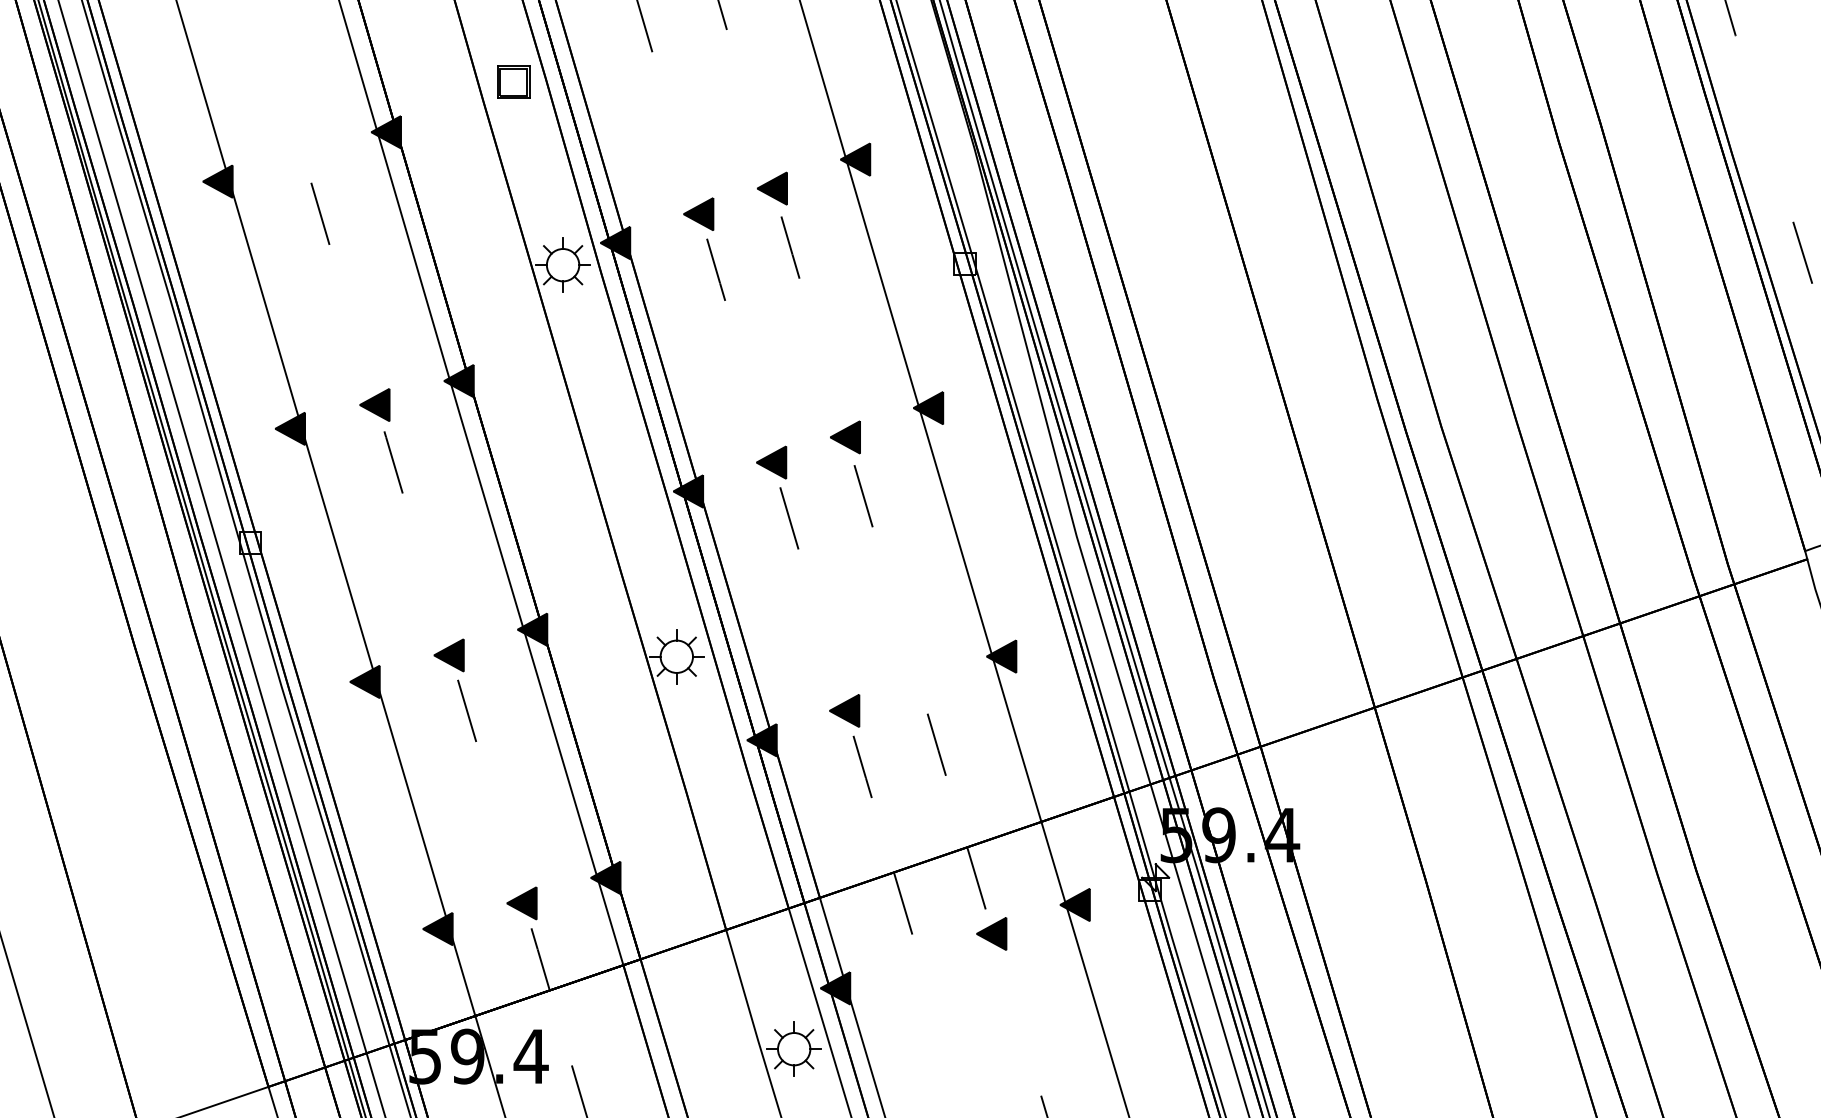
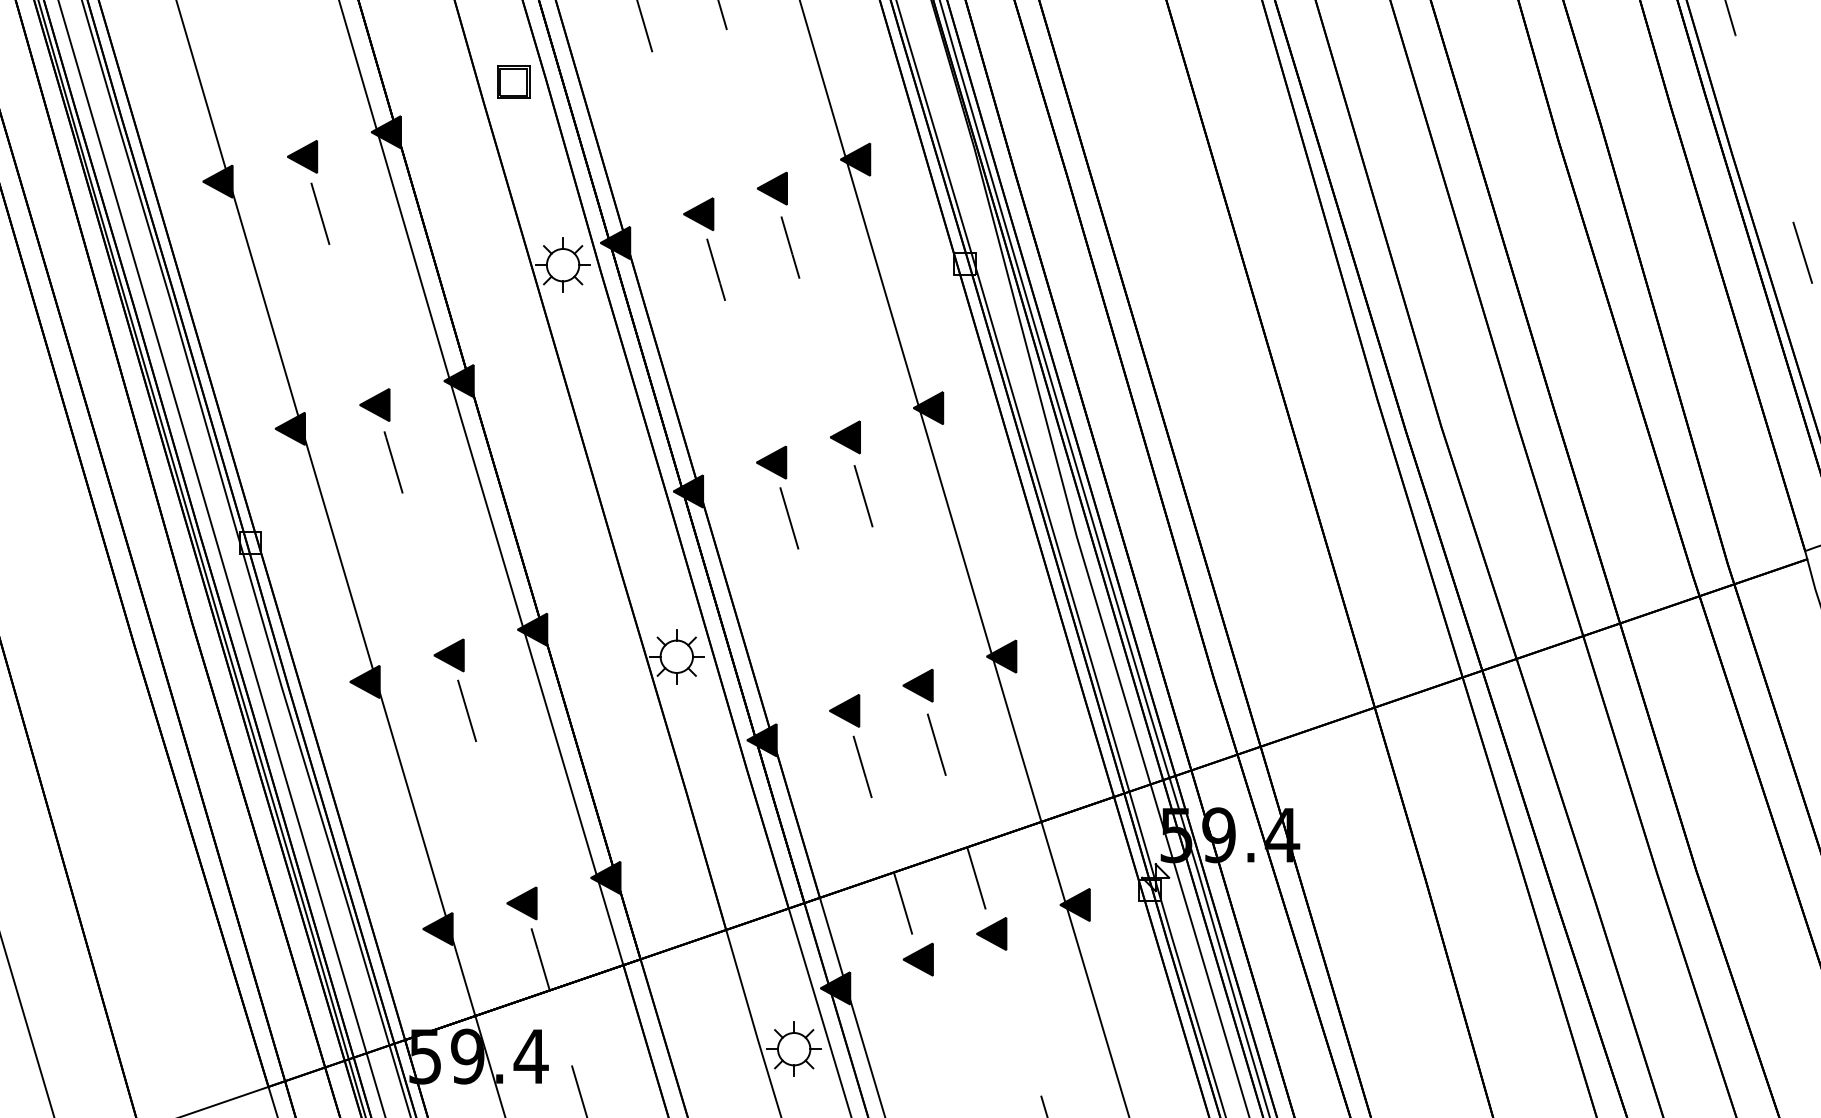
part: none -> present (302, 156)
part: none -> present (917, 685)
part: none -> present (917, 959)
